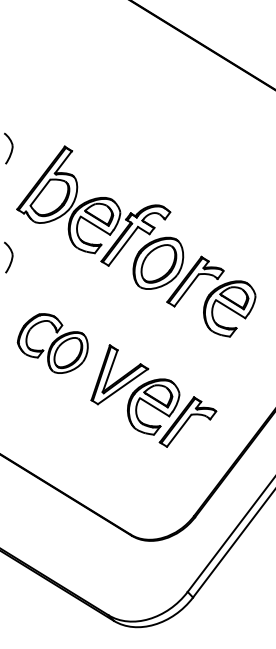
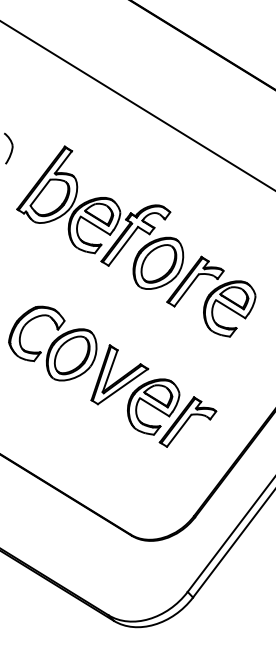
line: none -> present (137, 105)
part: present -> none (8, 257)
part size: 73x61 px -> 90x77 px (52, 343)
